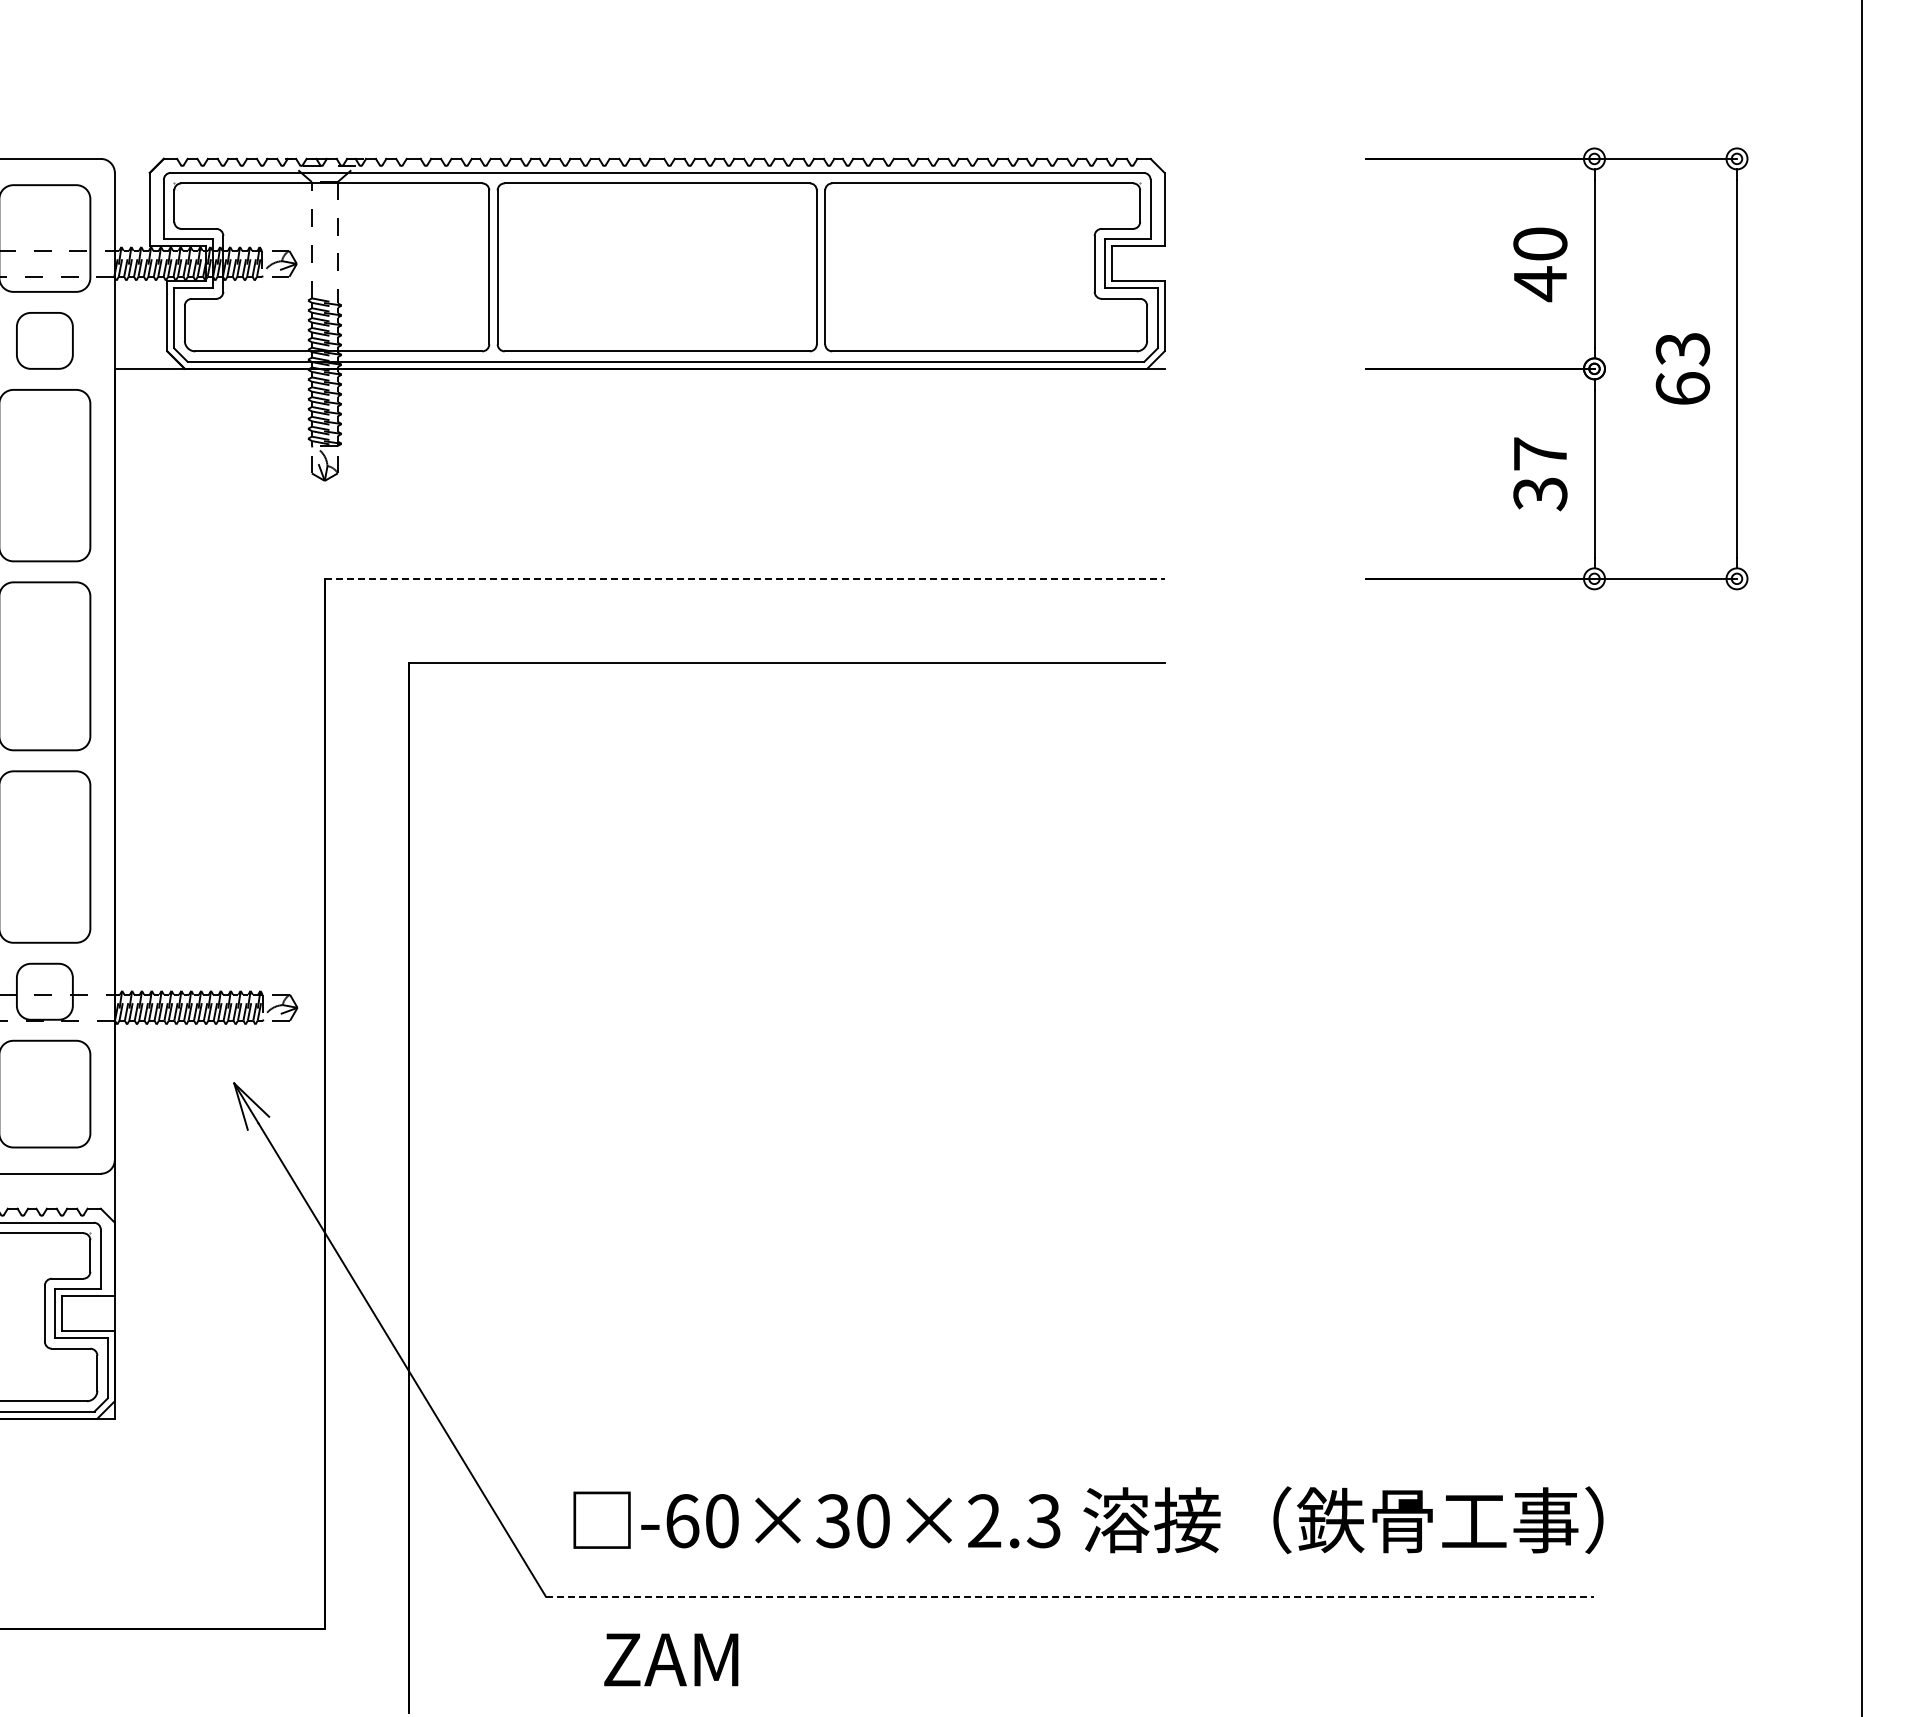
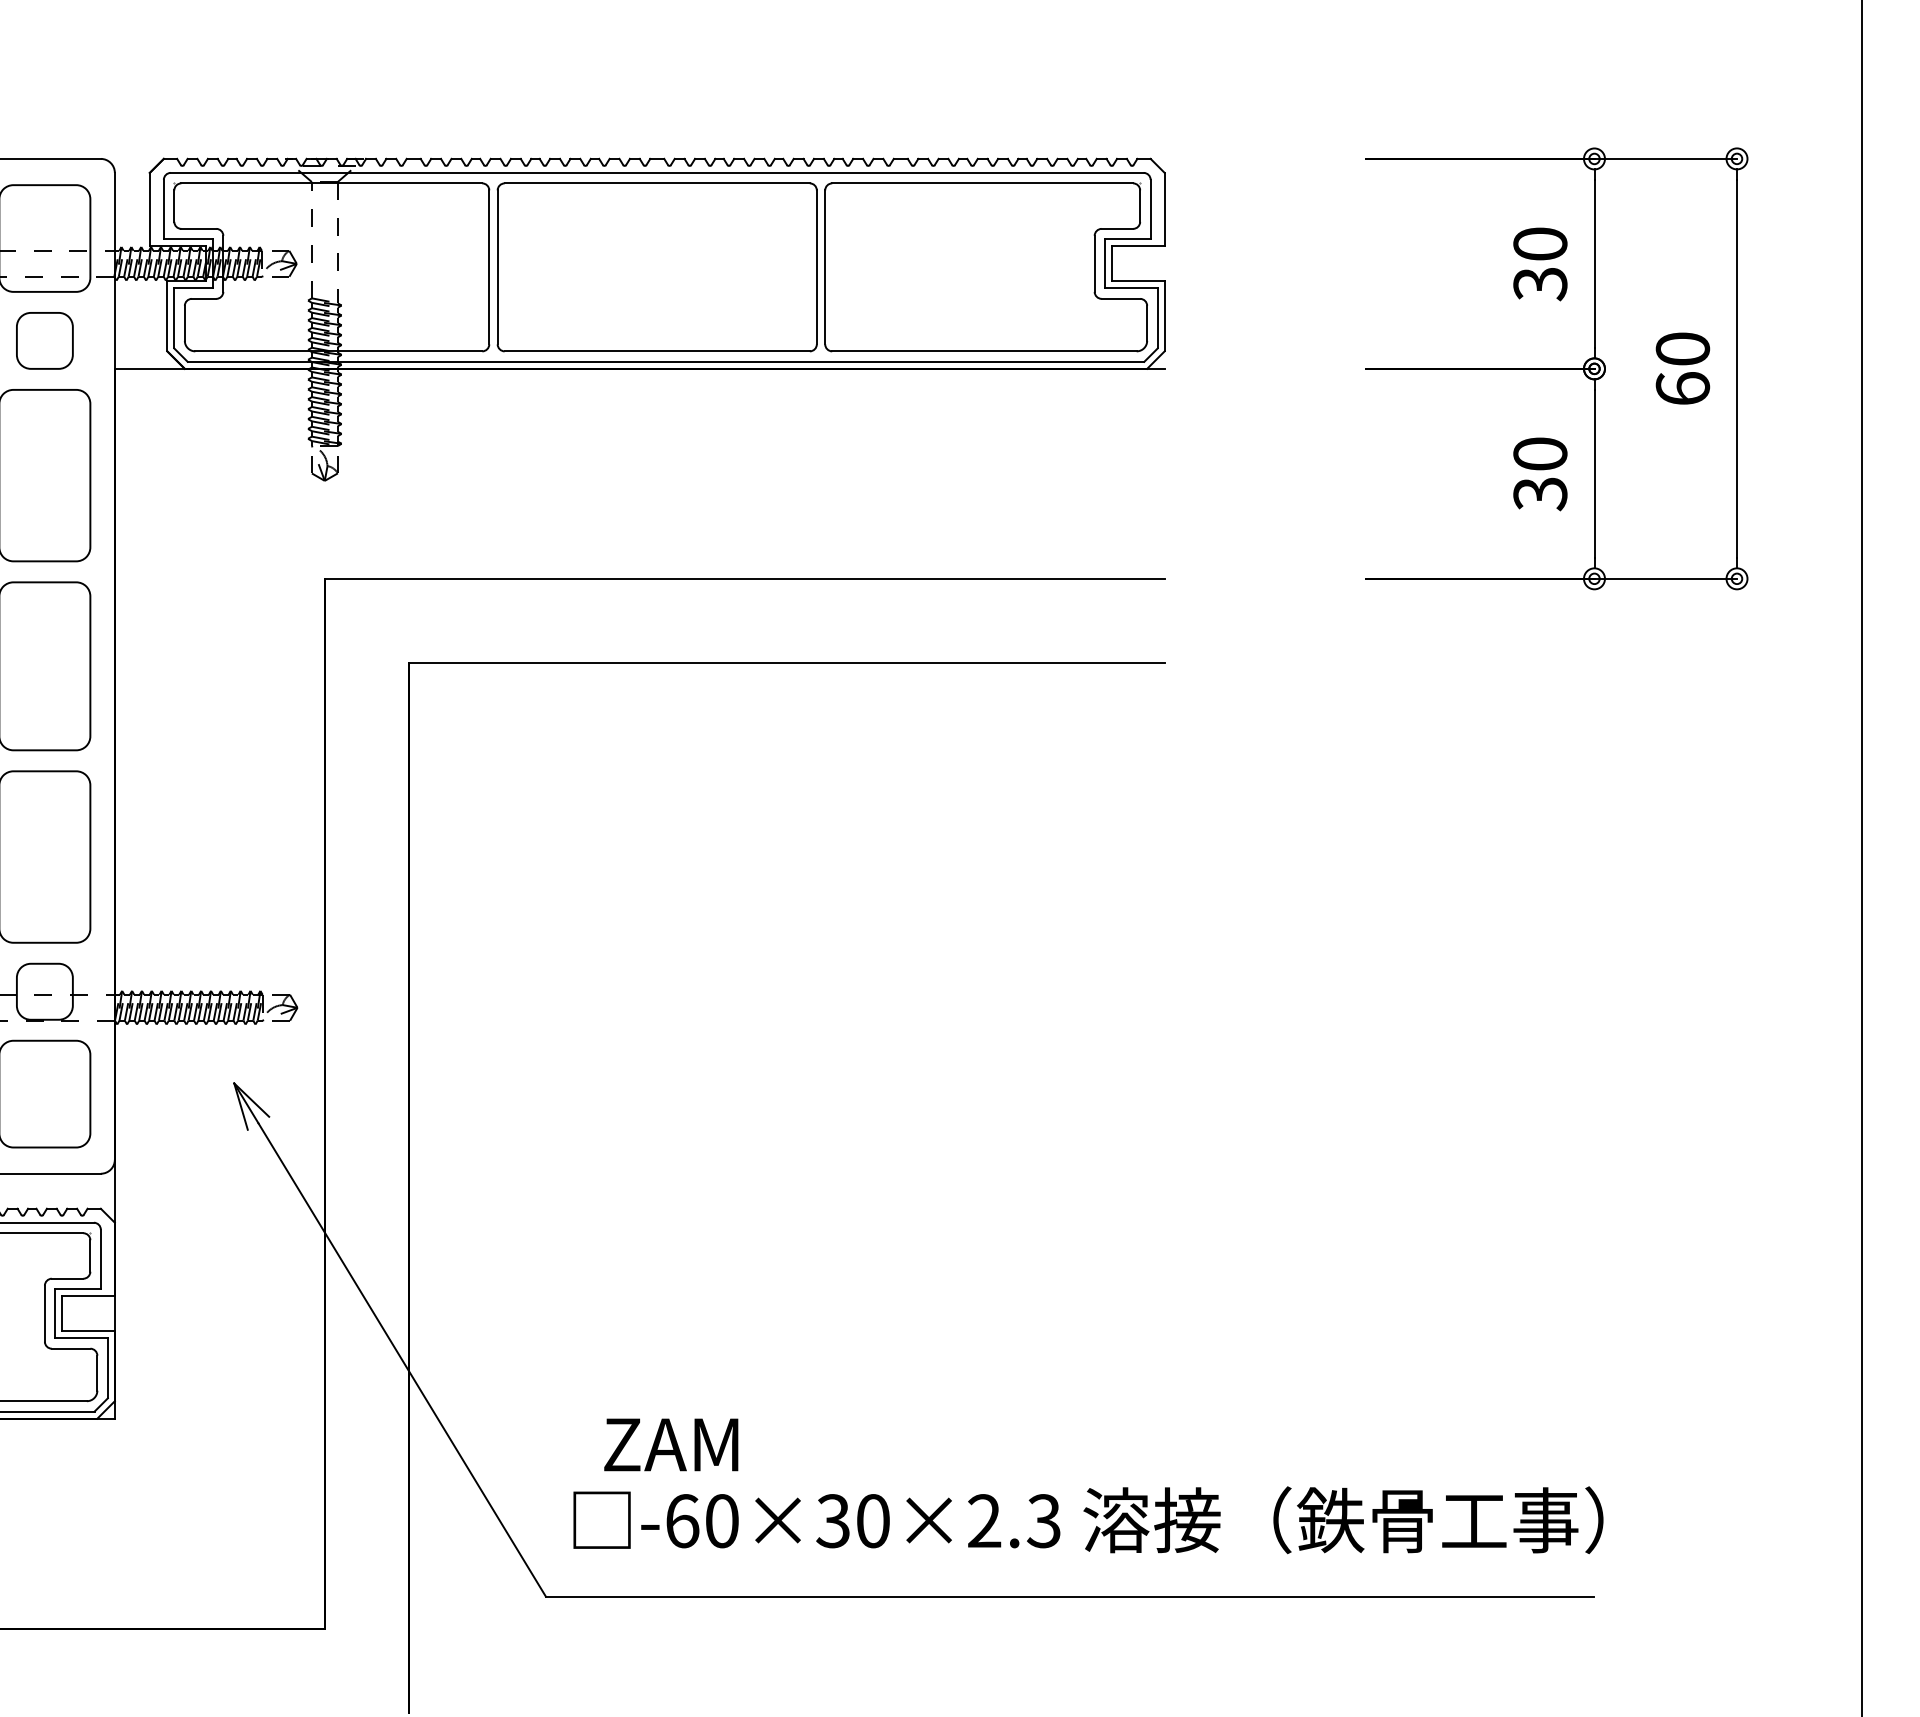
text: 40 -> 30 (1540, 284)
text: 63 -> 60 (1682, 349)
text: 37 -> 30 (1540, 453)
line: dashed -> solid (744, 578)
line: dashed -> solid (1069, 1596)
text position: (671, 1659) -> (671, 1444) (671, 1444)
